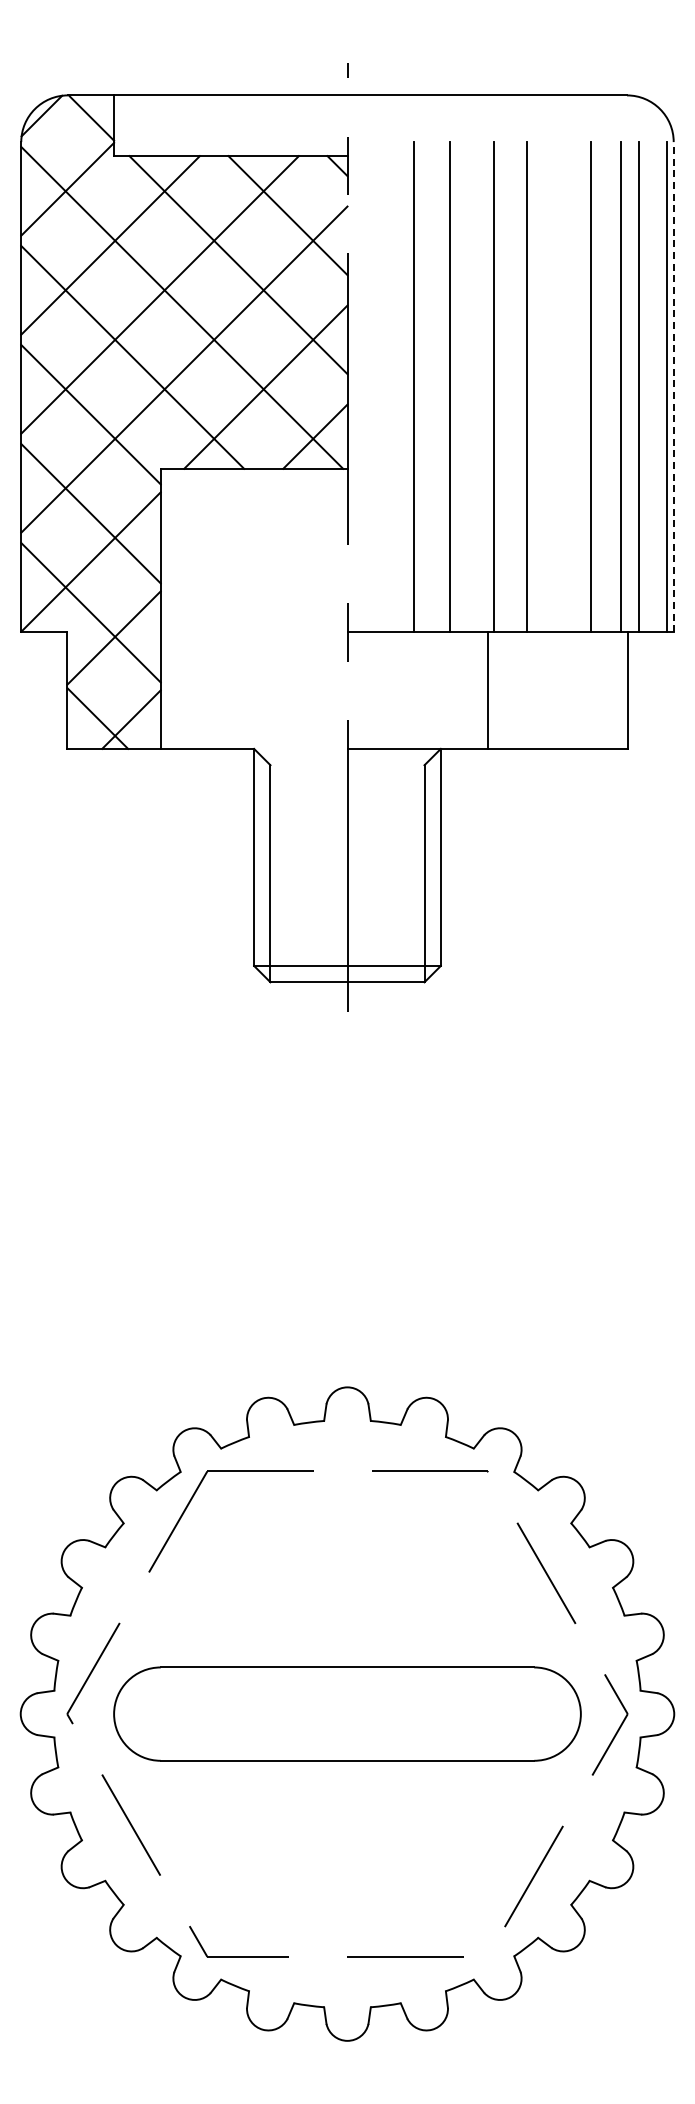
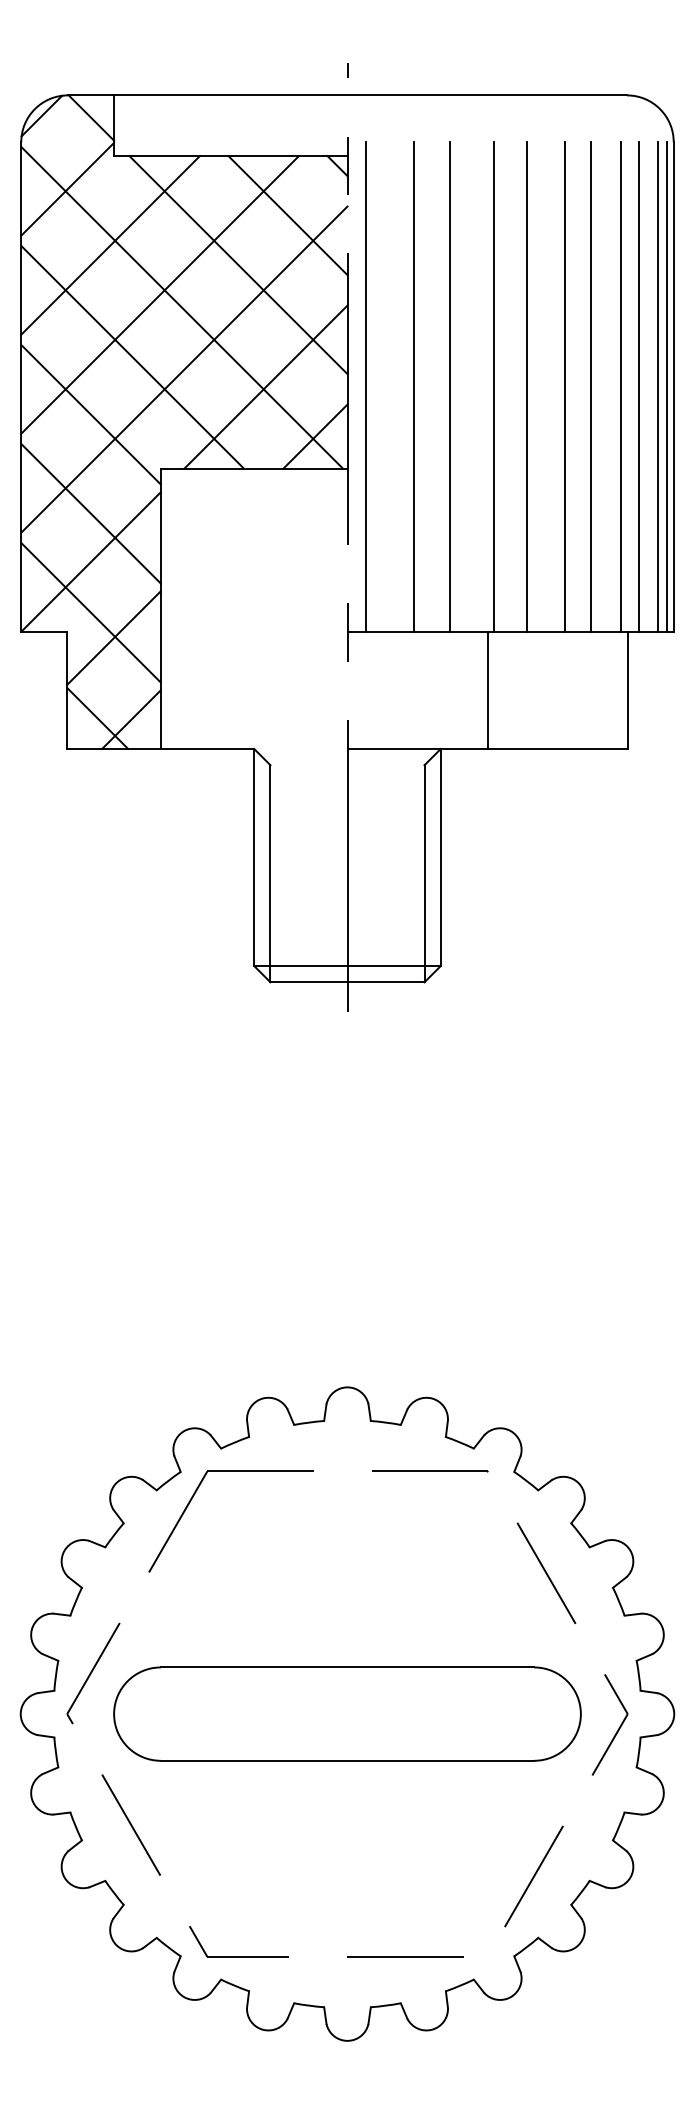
line: dashed -> solid (673, 386)
line: none -> present (366, 387)
line: none -> present (564, 387)
line: none -> present (657, 387)
